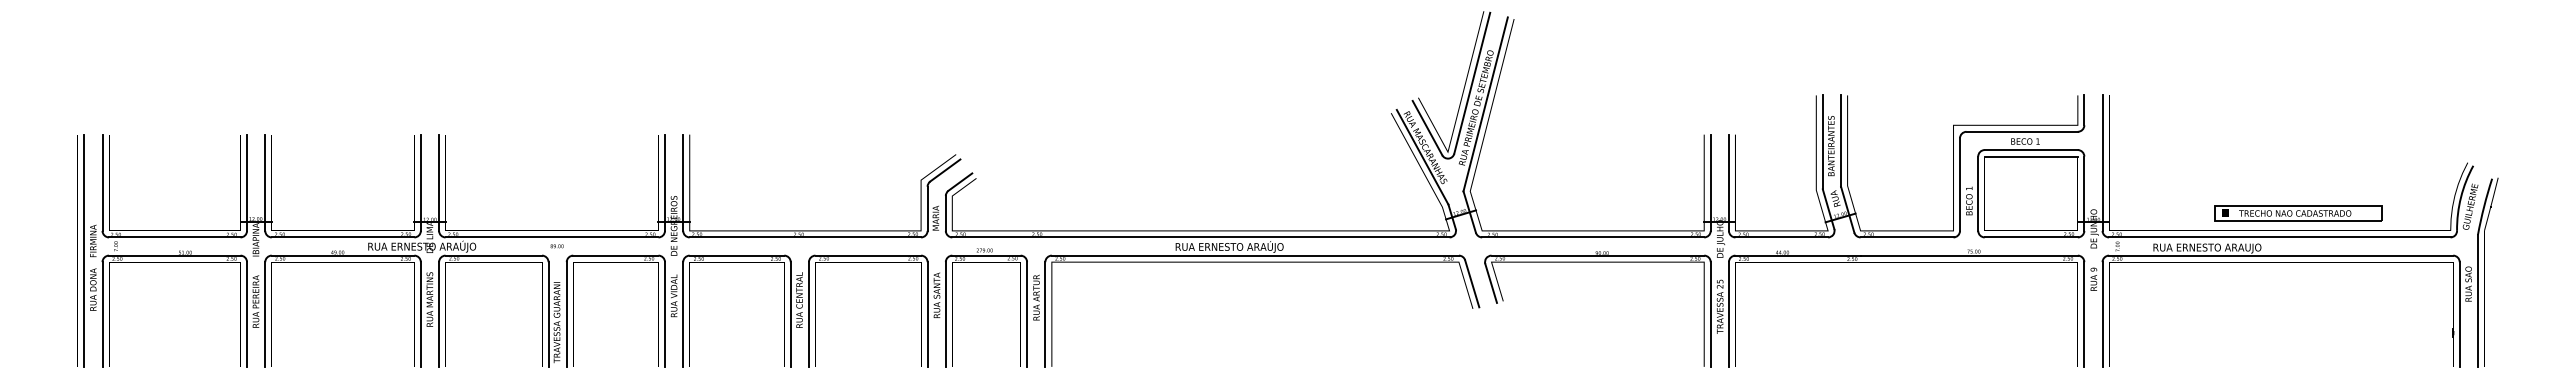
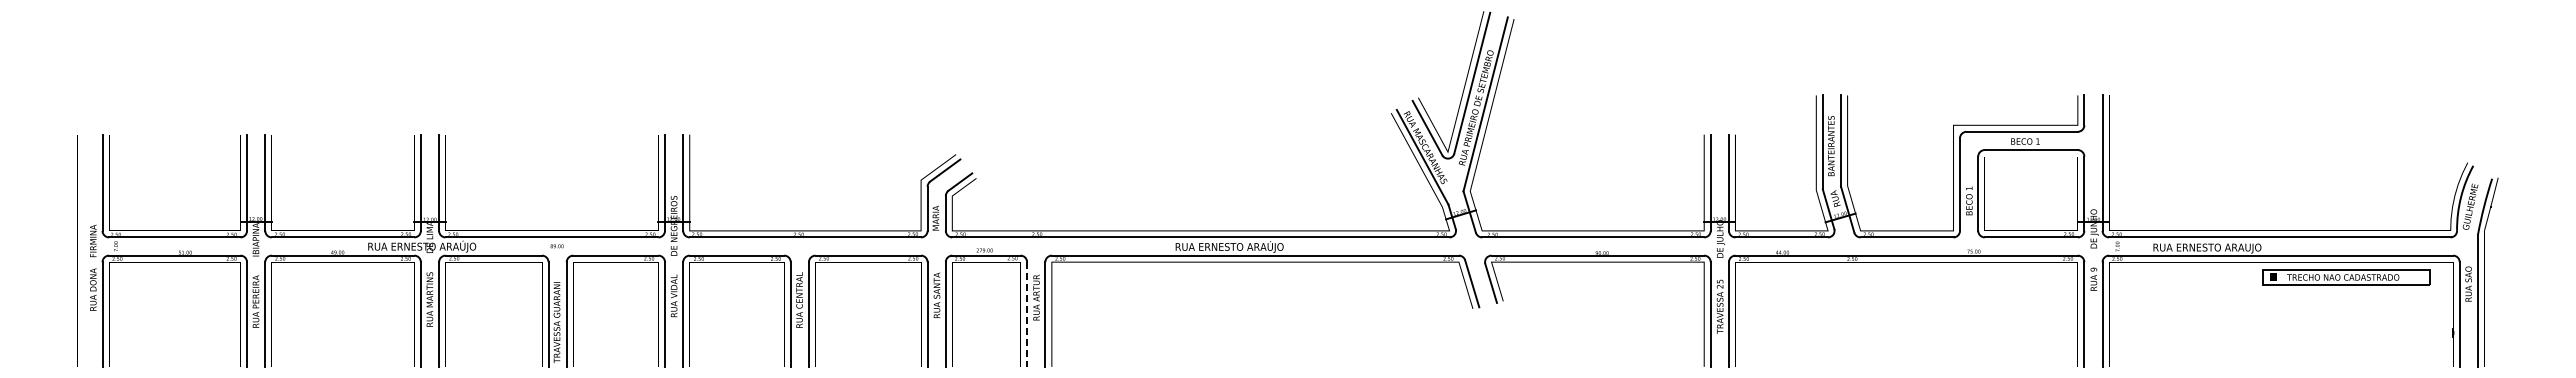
line: present -> none (2030, 156)
part position: (2298, 213) -> (2346, 277) (2346, 277)
line: present -> none (84, 250)
line: solid -> dashed (1027, 315)
